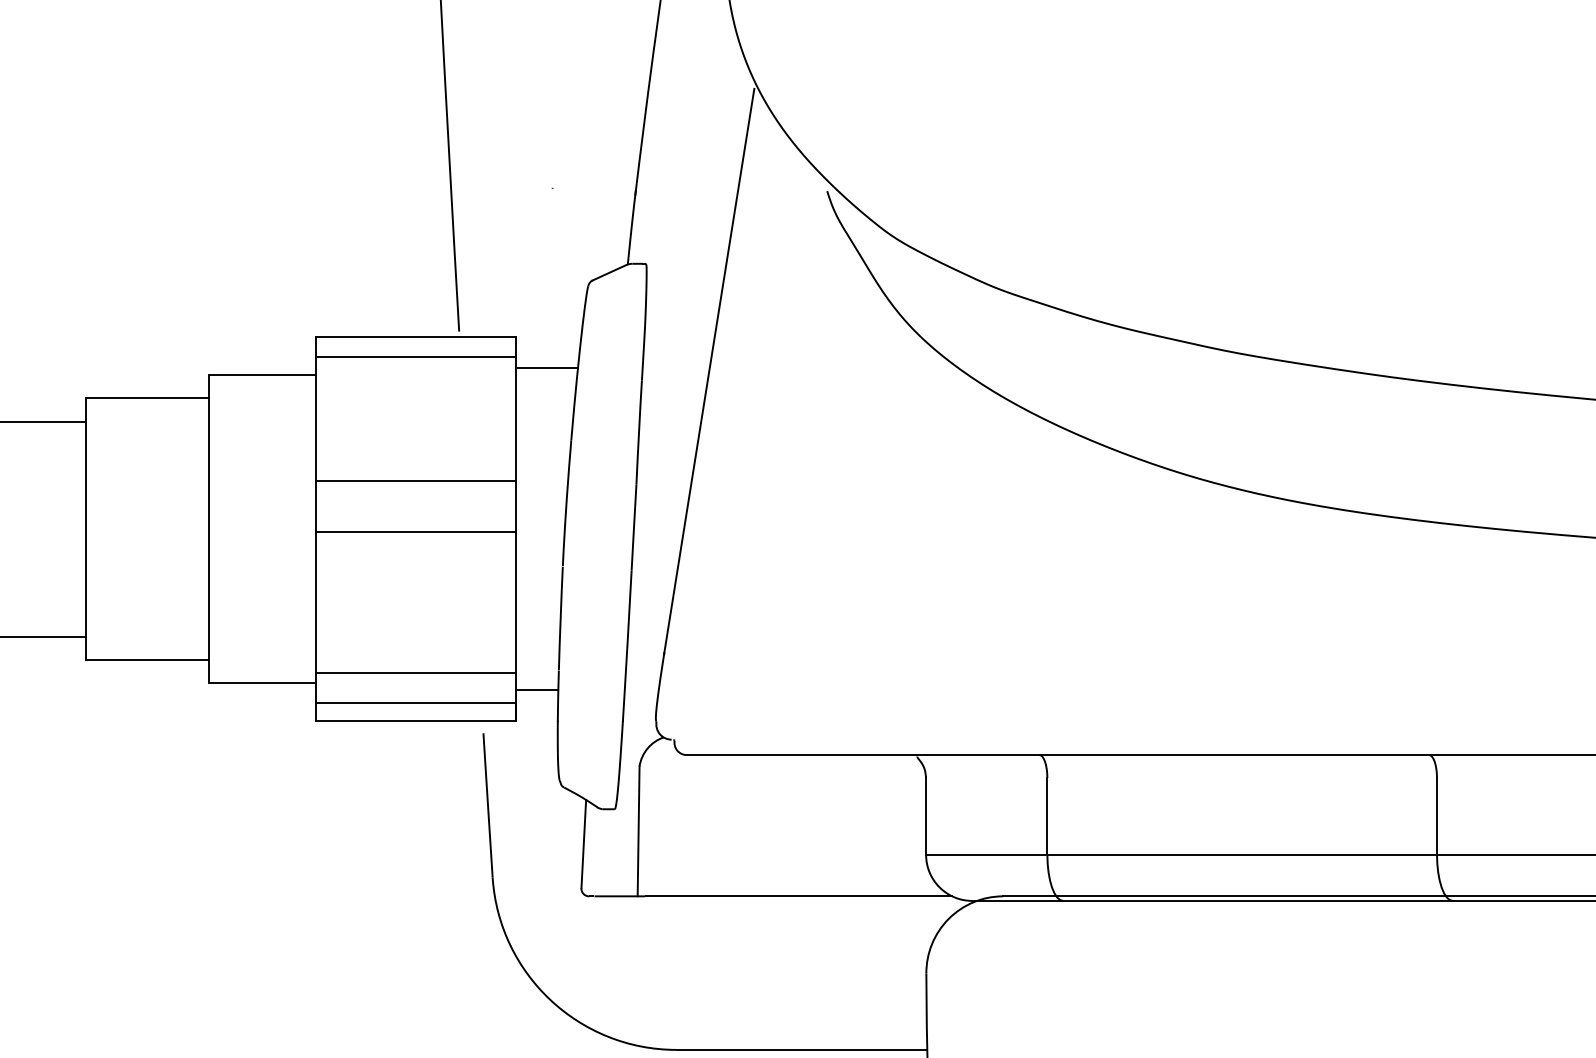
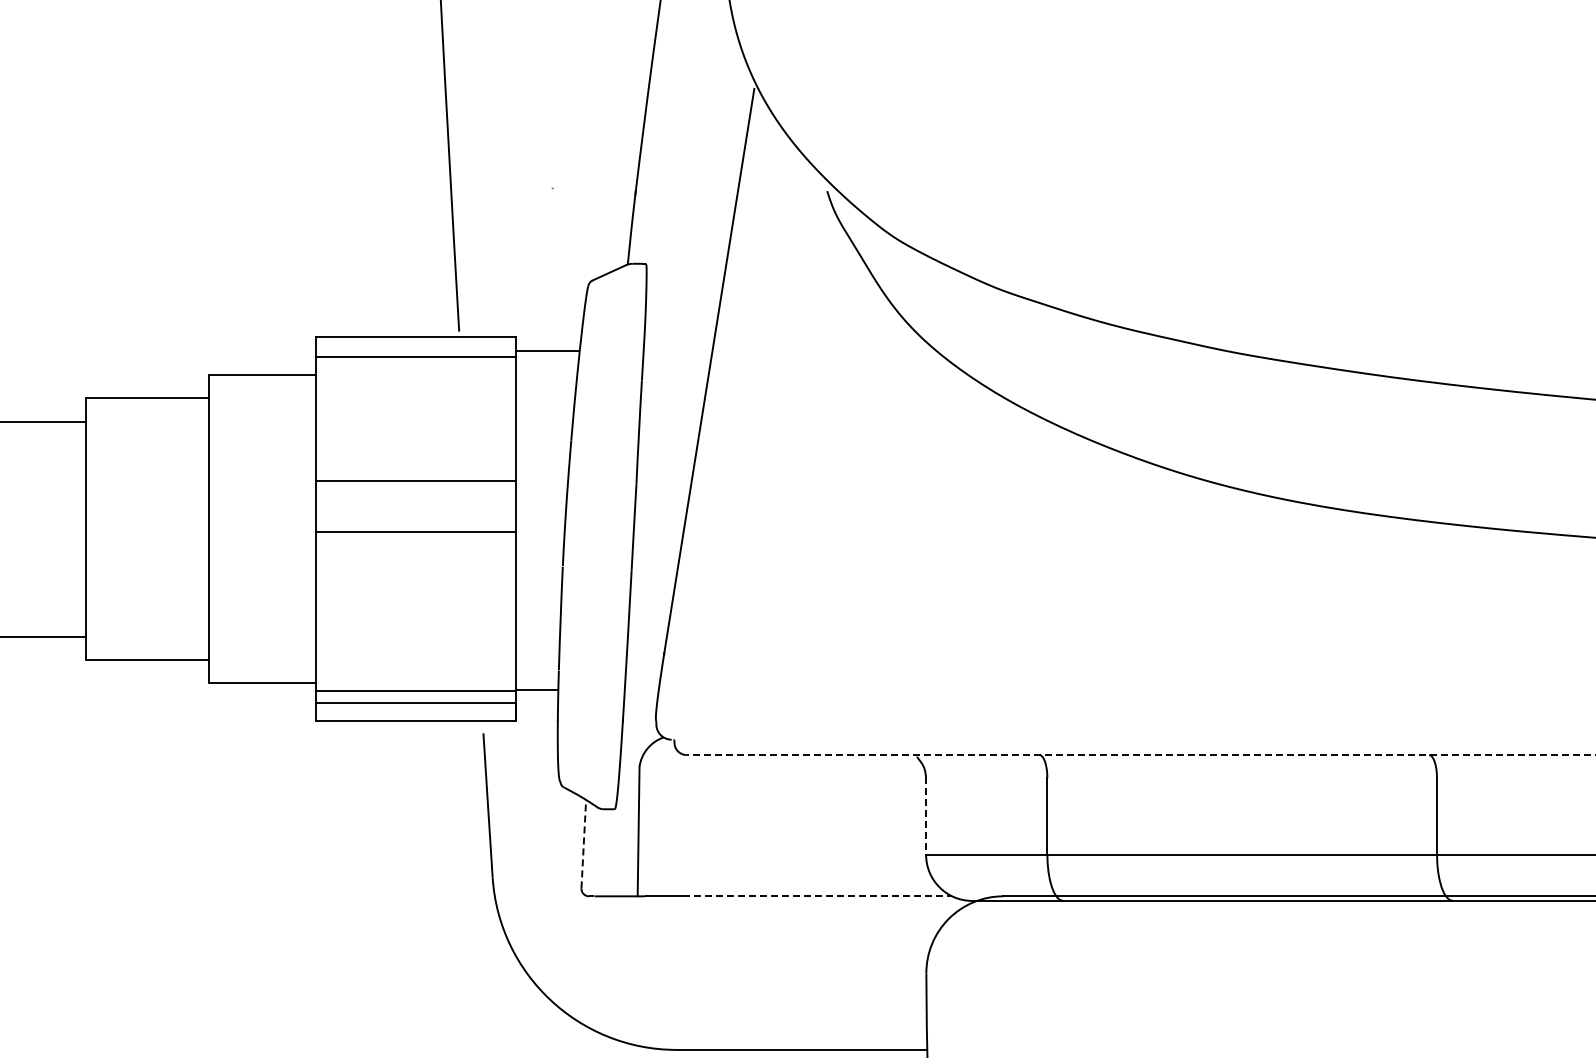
line position: (546, 367) -> (546, 350) (546, 350)
line position: (415, 672) -> (415, 690) (415, 690)
line: solid -> dashed (1140, 755)
line: solid -> dashed (926, 816)
line: solid -> dashed (583, 843)
line: solid -> dashed (818, 896)
